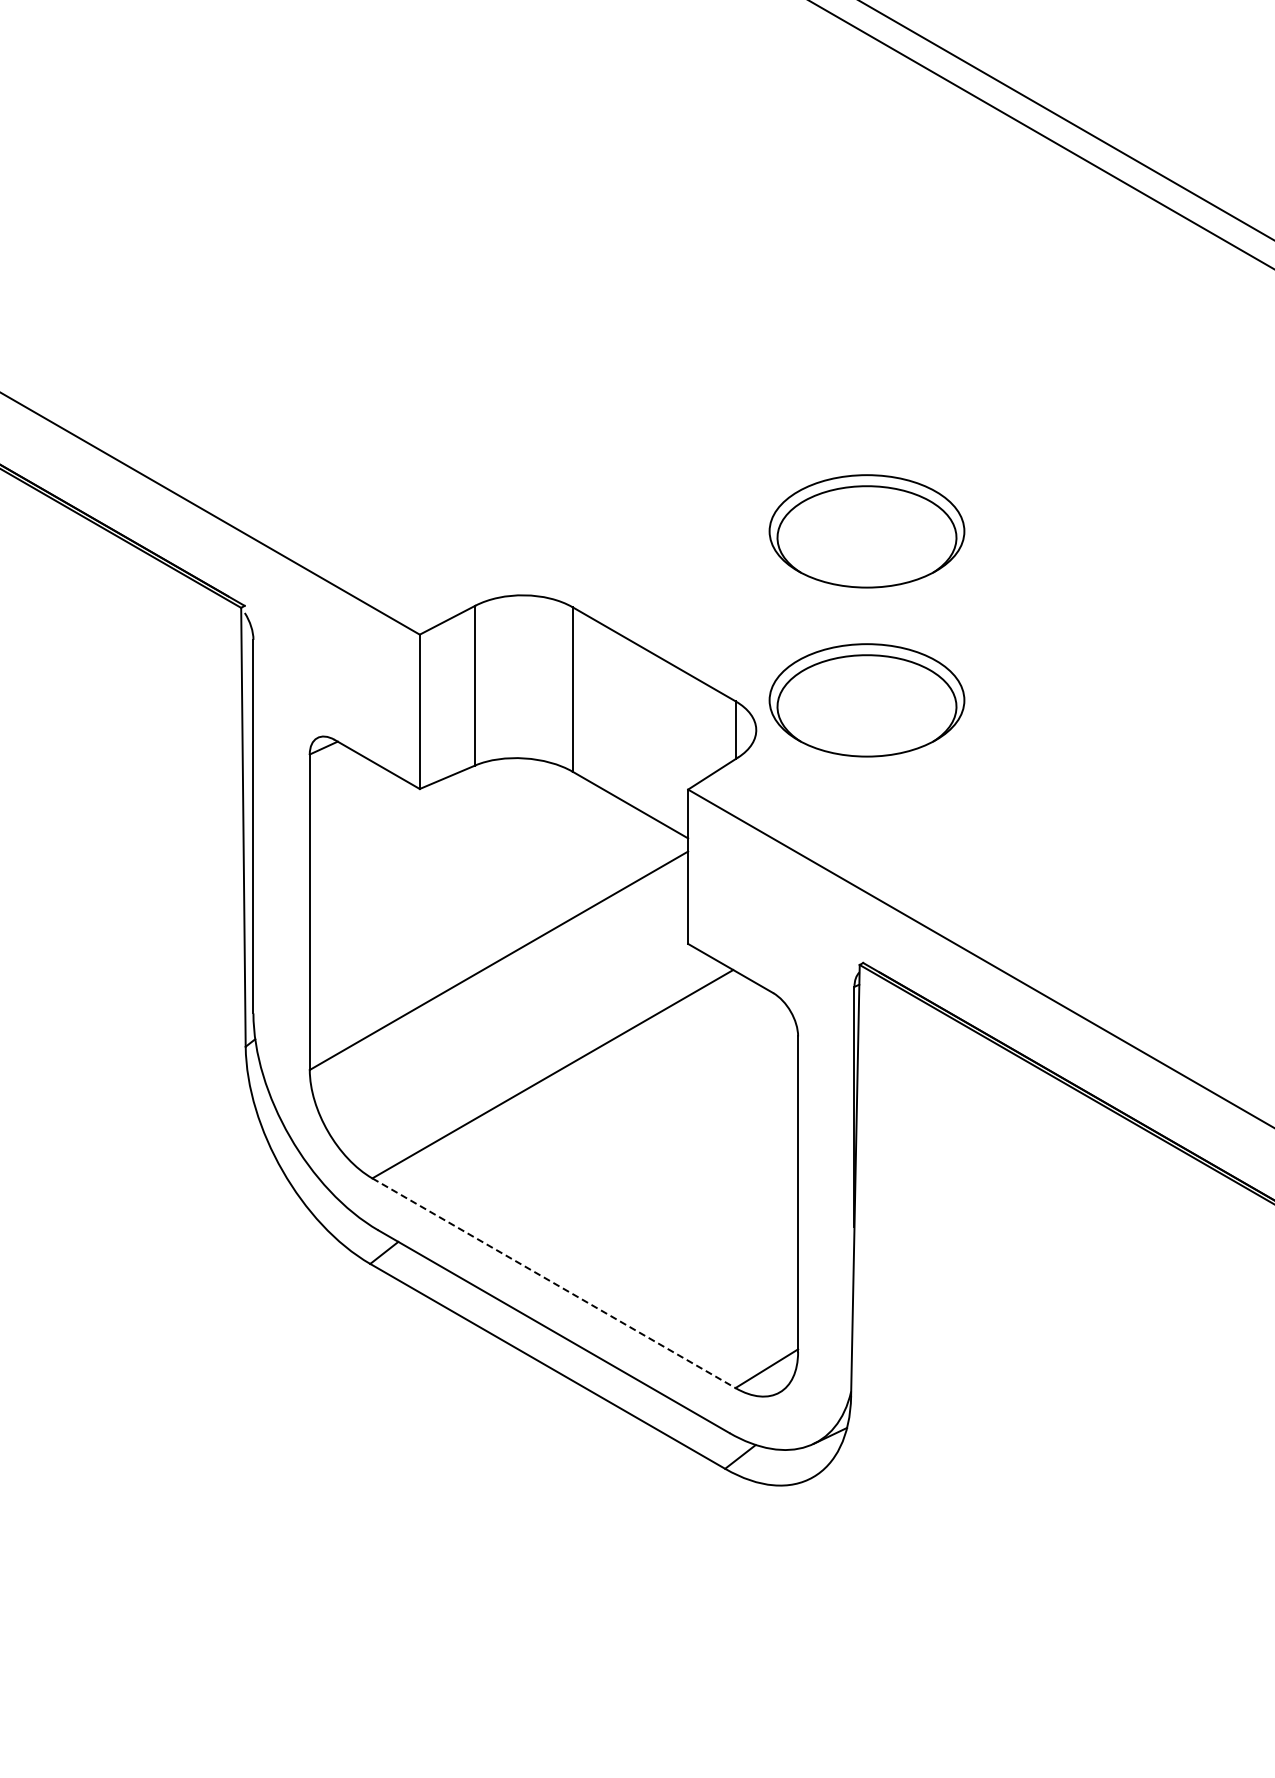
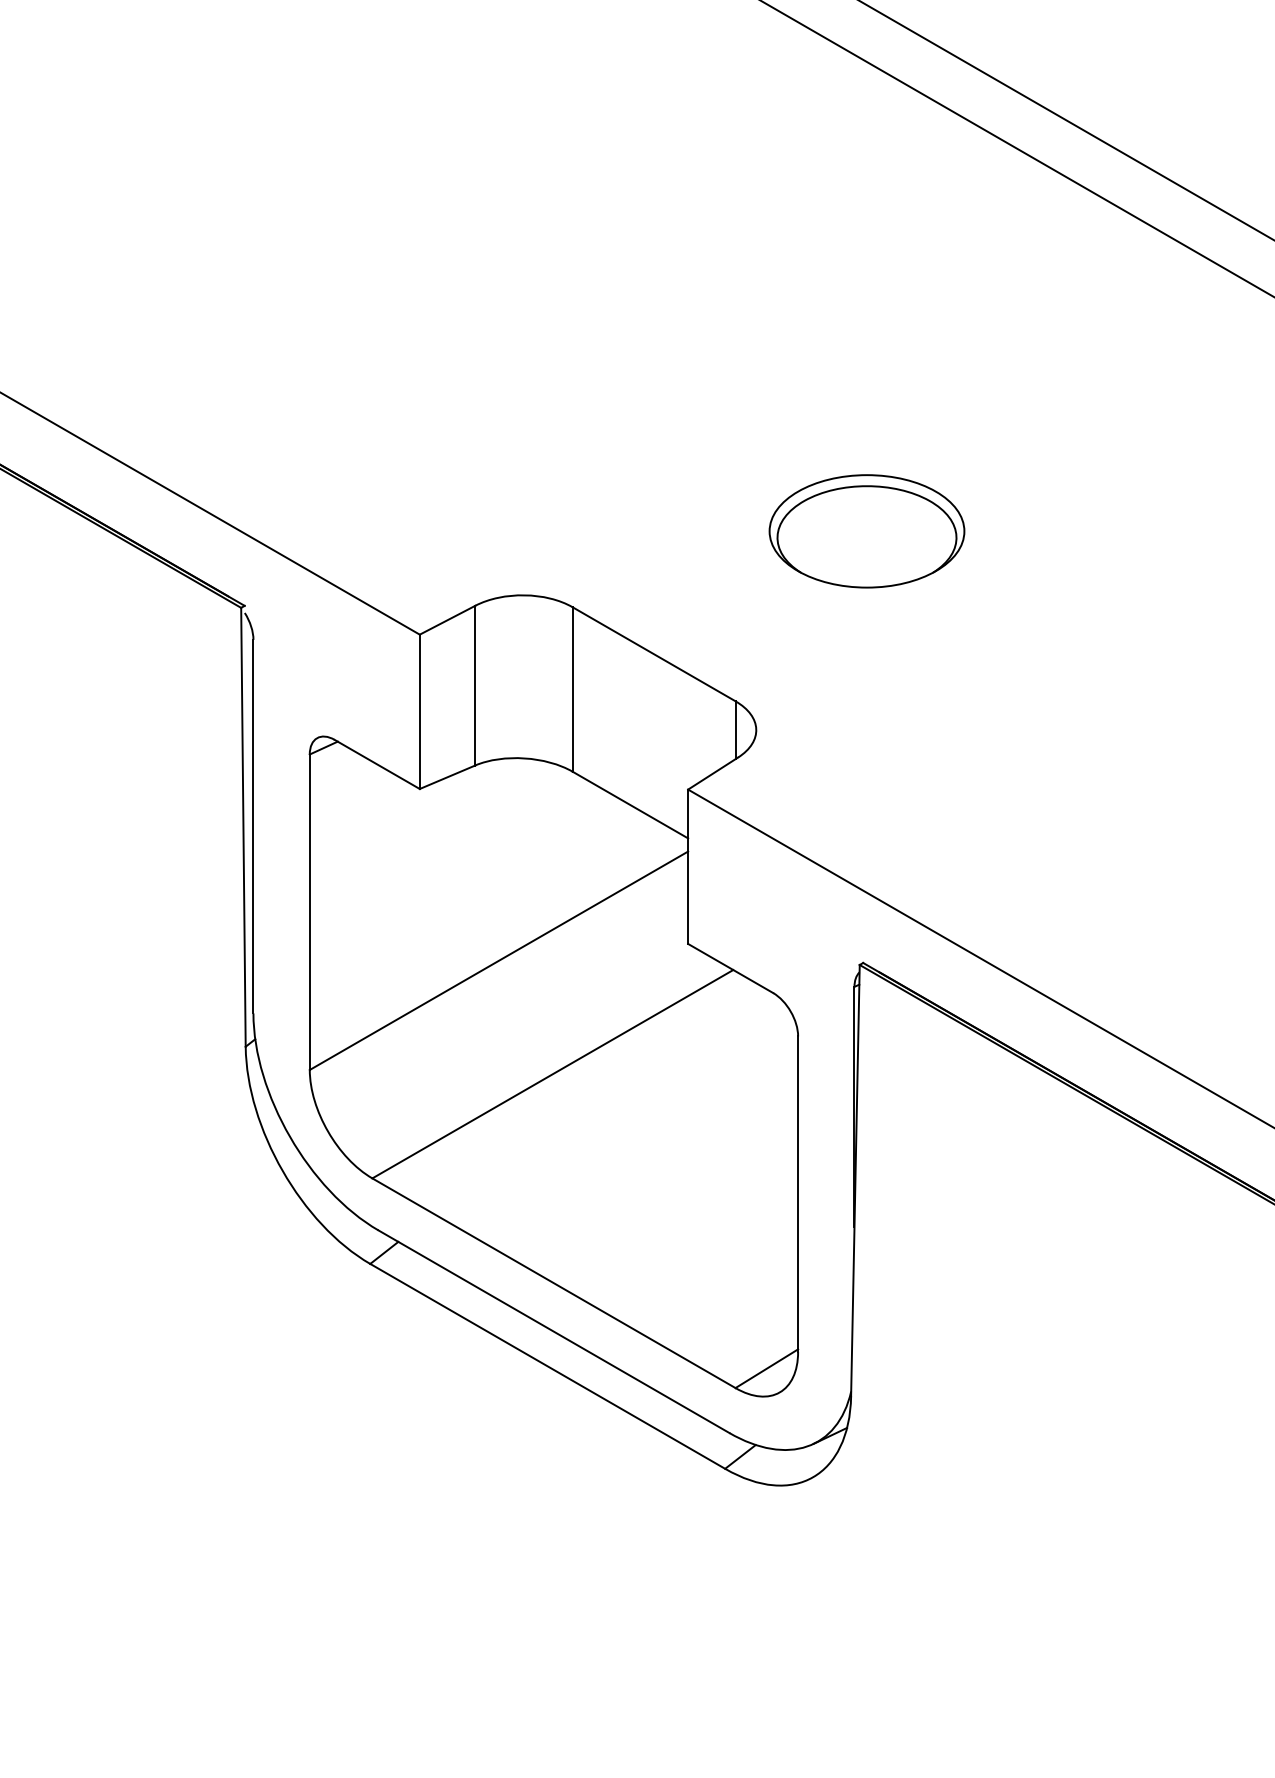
line position: (1041, 134) -> (1017, 148) (1017, 148)
part: present -> none (866, 700)
line: dashed -> solid (553, 1283)
